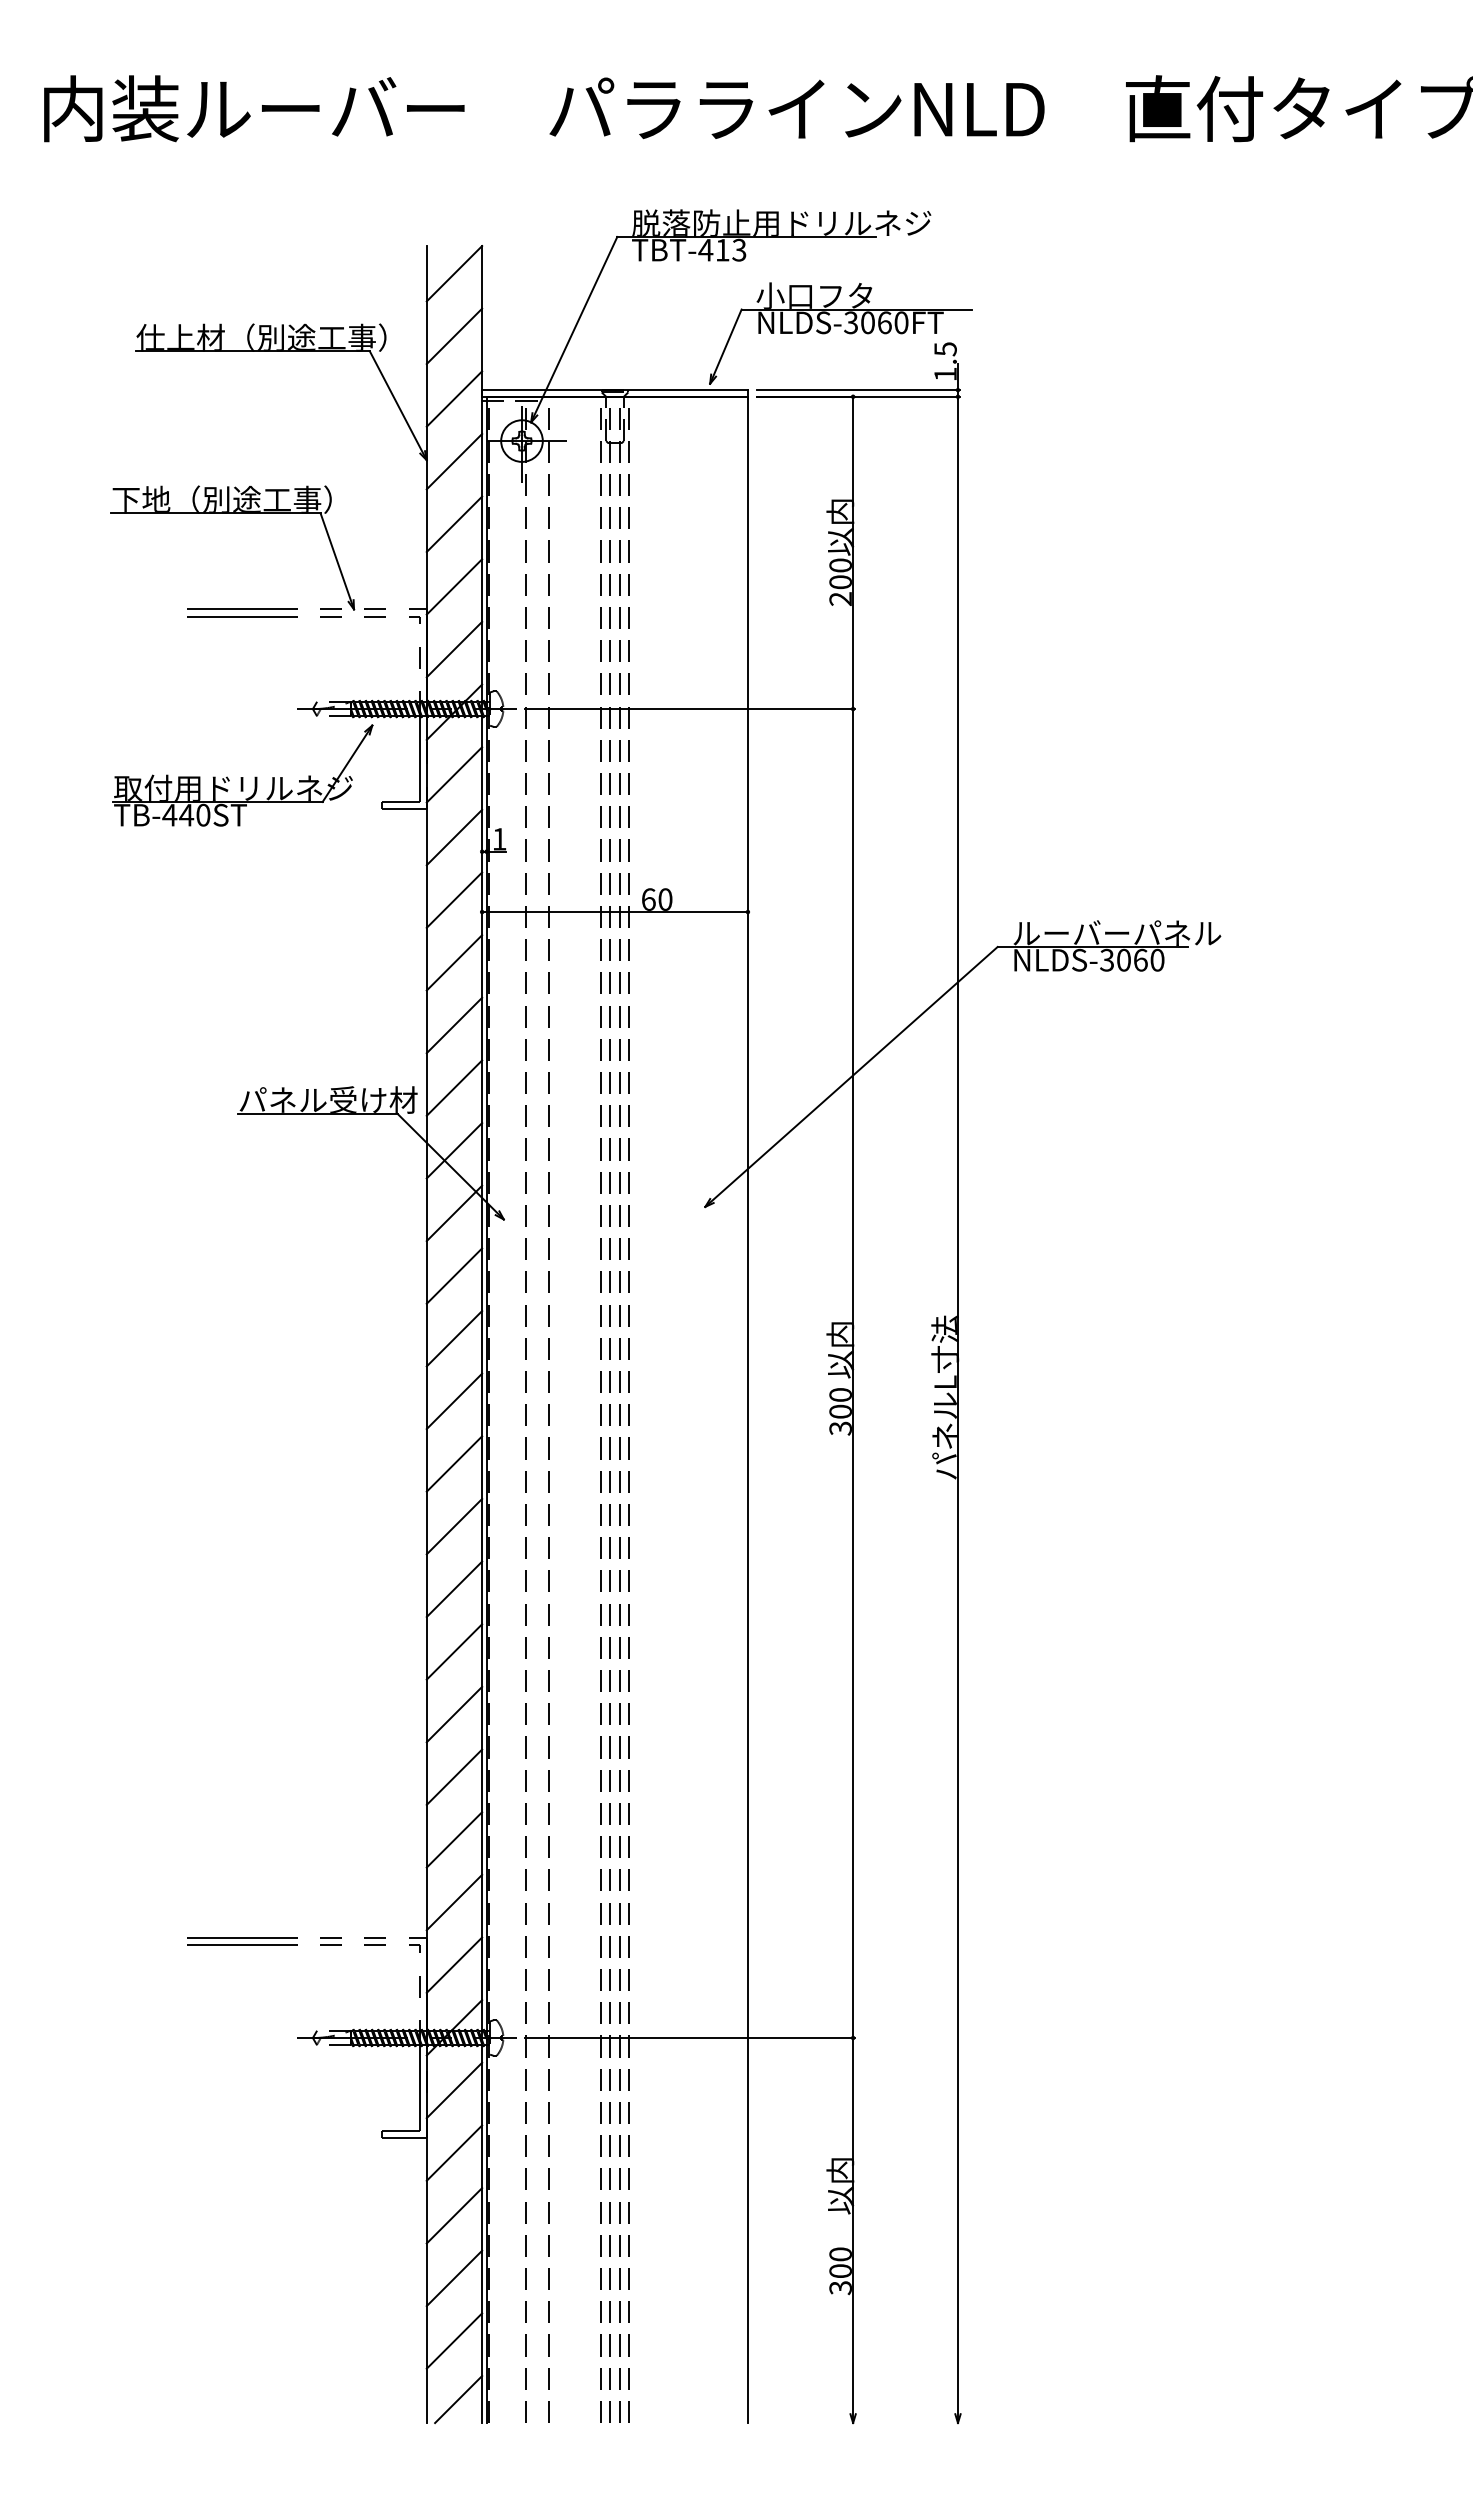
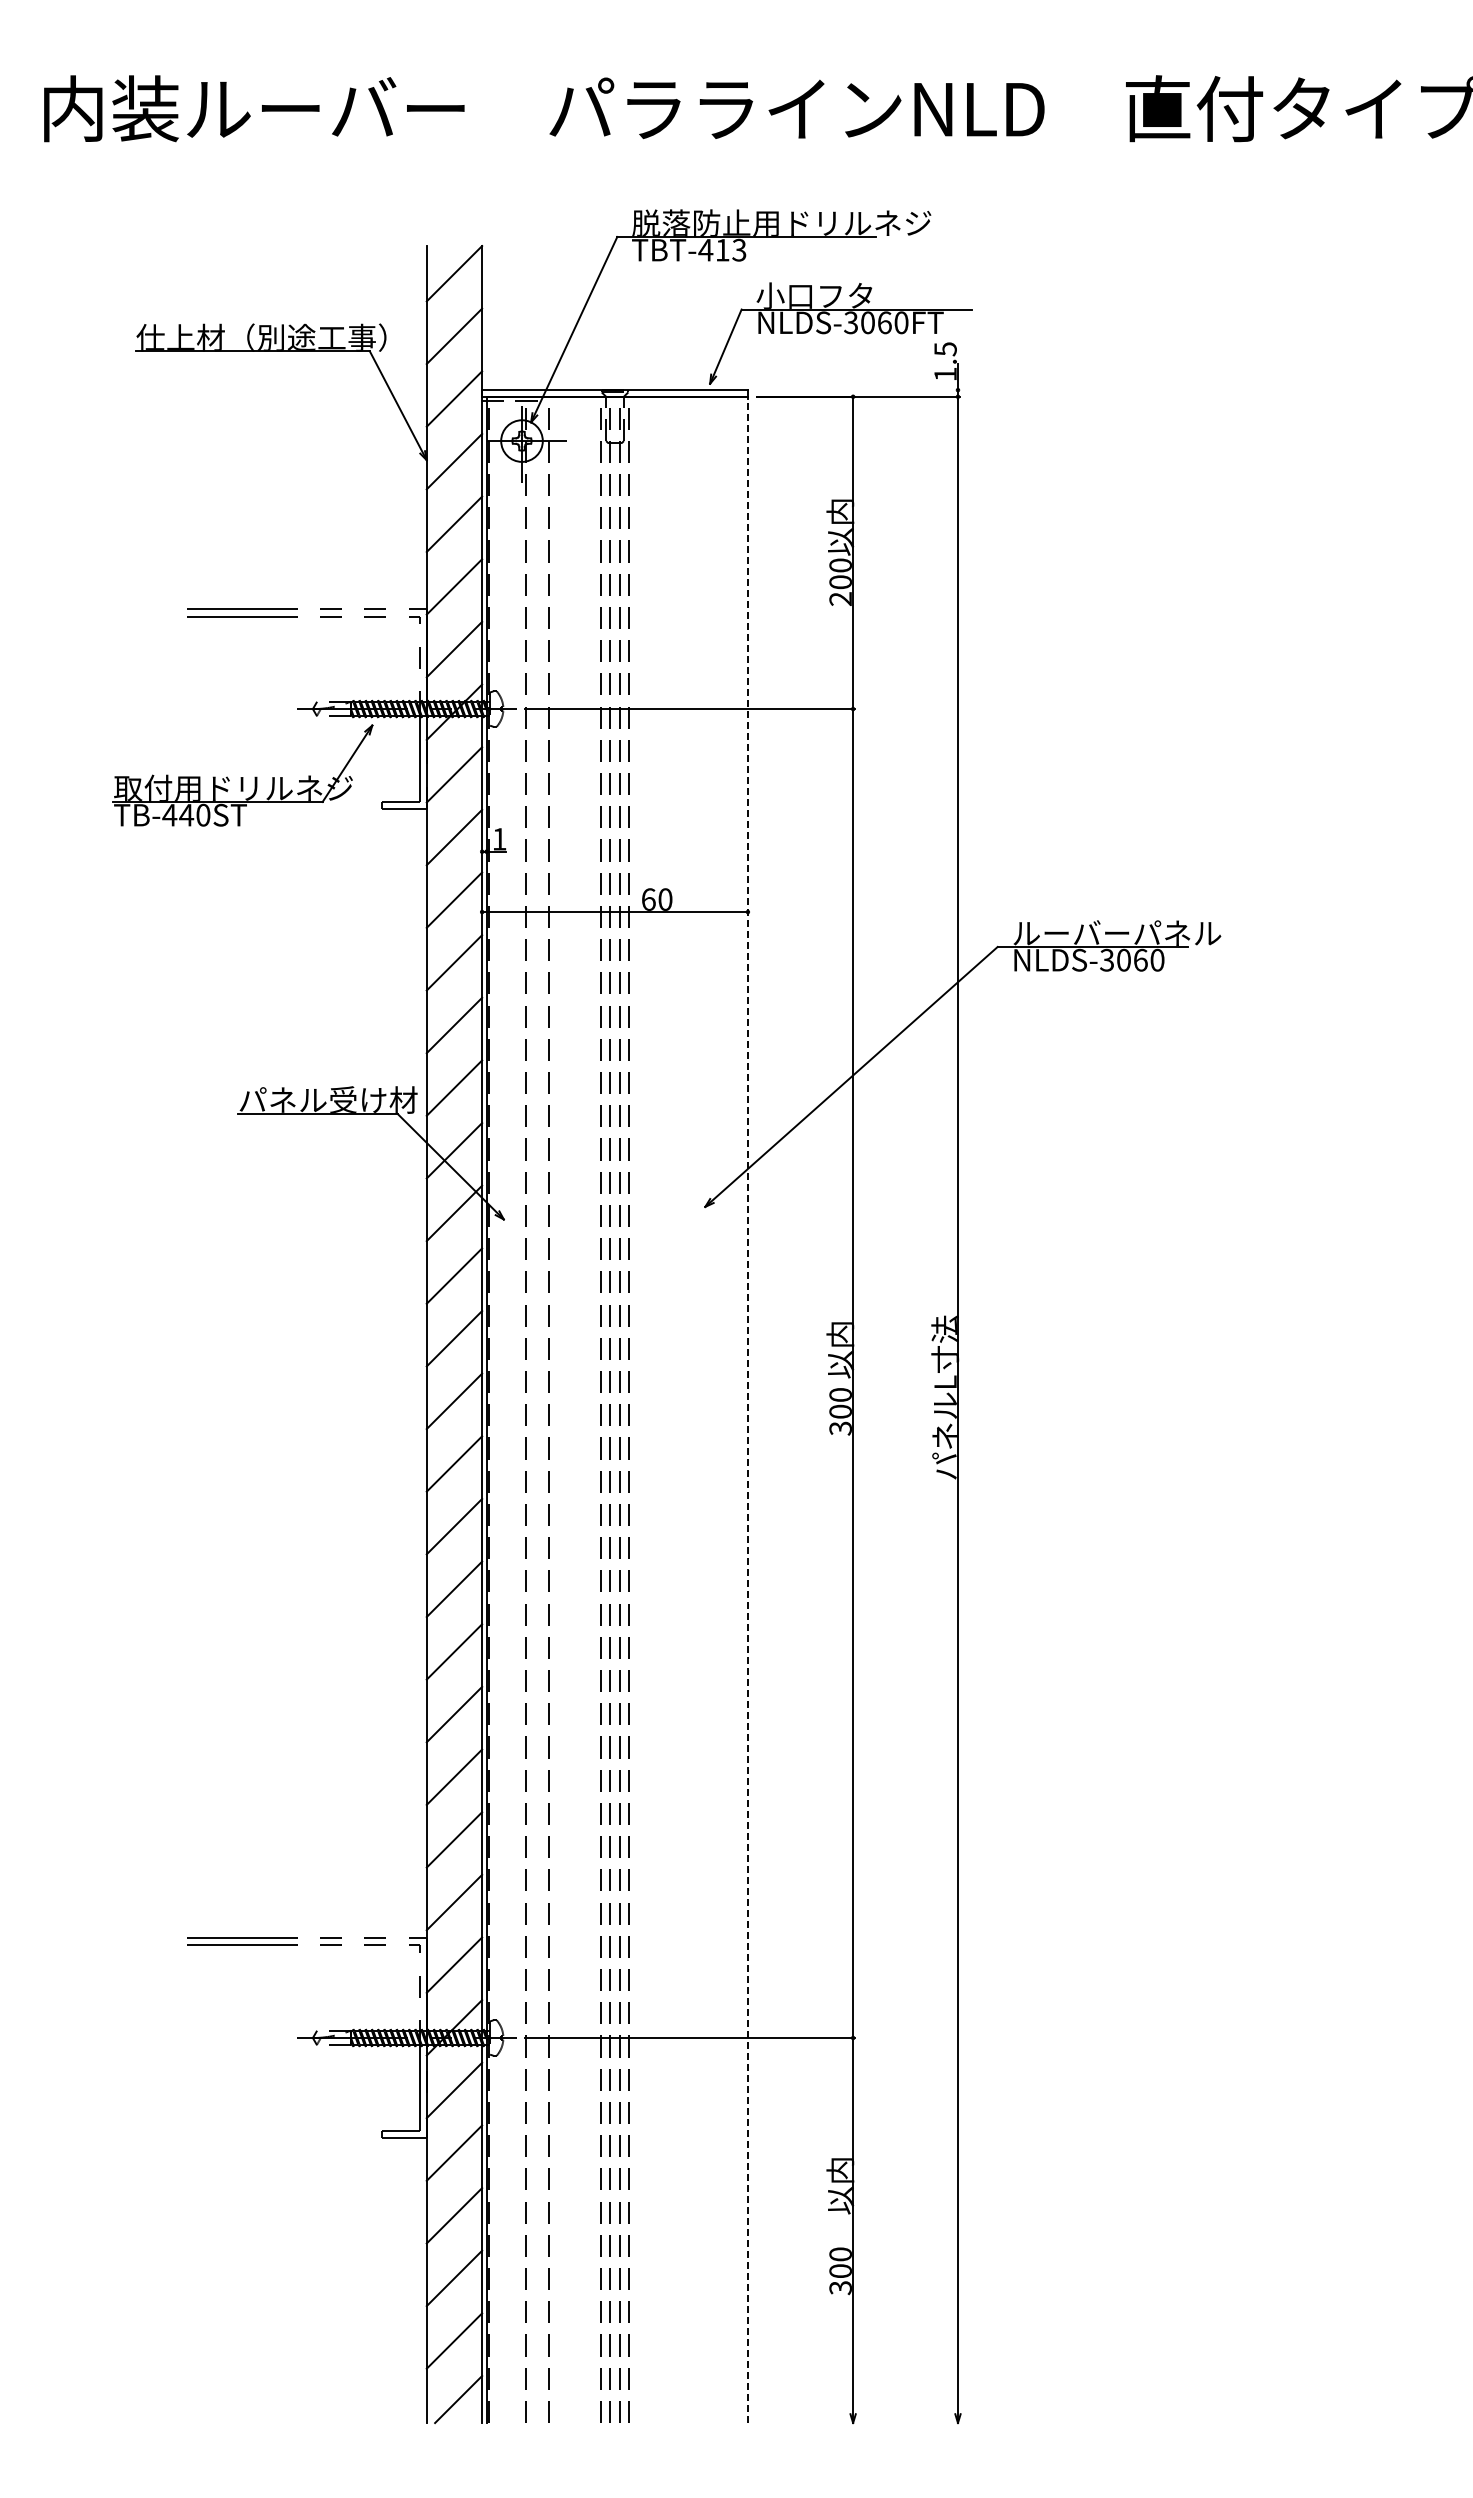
line: present -> none (858, 390)
part: present -> none (232, 513)
line: solid -> dashed (747, 1410)
